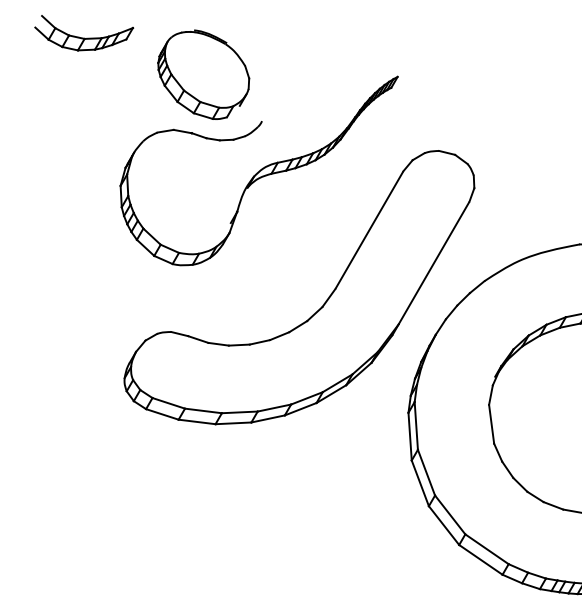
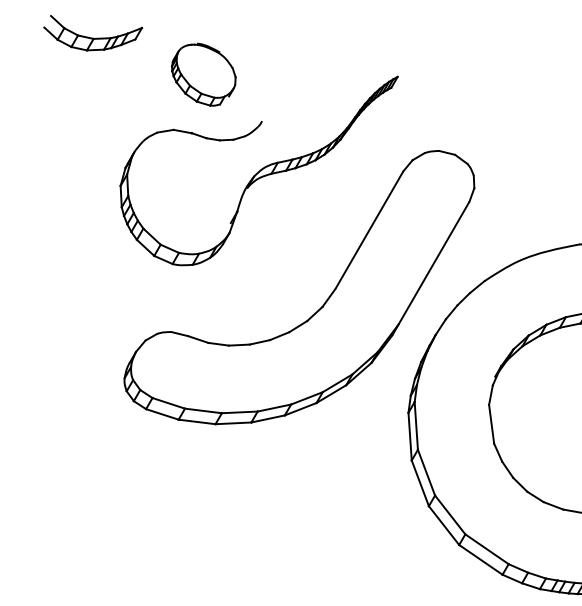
part position: (84, 33) -> (93, 33) (93, 33)
part size: 94x91 px -> 66x65 px (203, 74)
